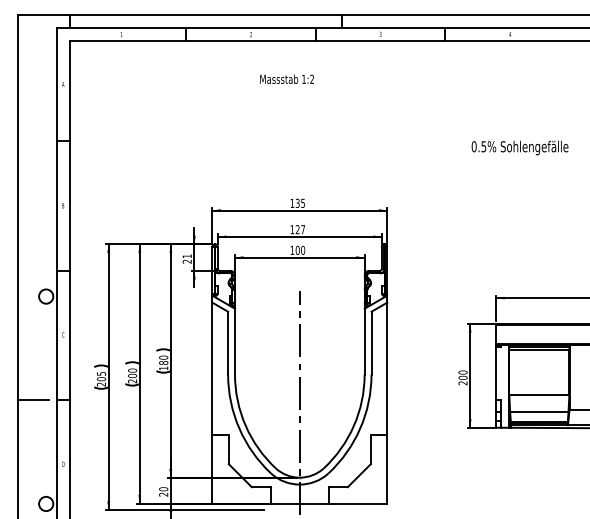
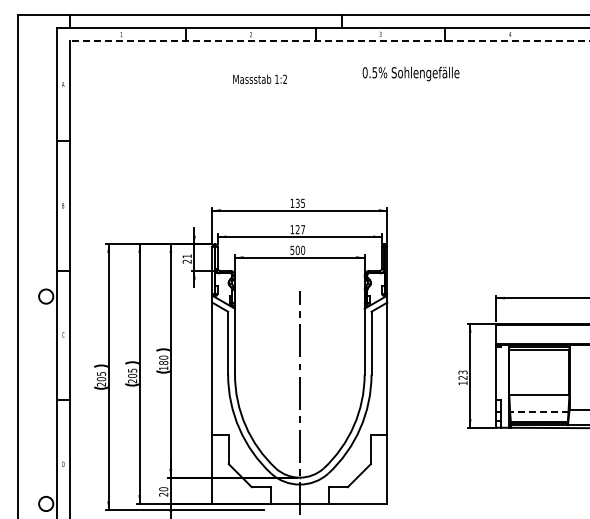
line: solid -> dashed (329, 41)
text position: (286, 78) -> (259, 78) (259, 78)
text position: (519, 147) -> (410, 73) (410, 73)
text: 100 -> 500 (292, 249)
text: 200 -> 205 (132, 370)
text: 200 -> 123 (462, 377)
line: present -> none (32, 400)
line: solid -> dashed (538, 412)
